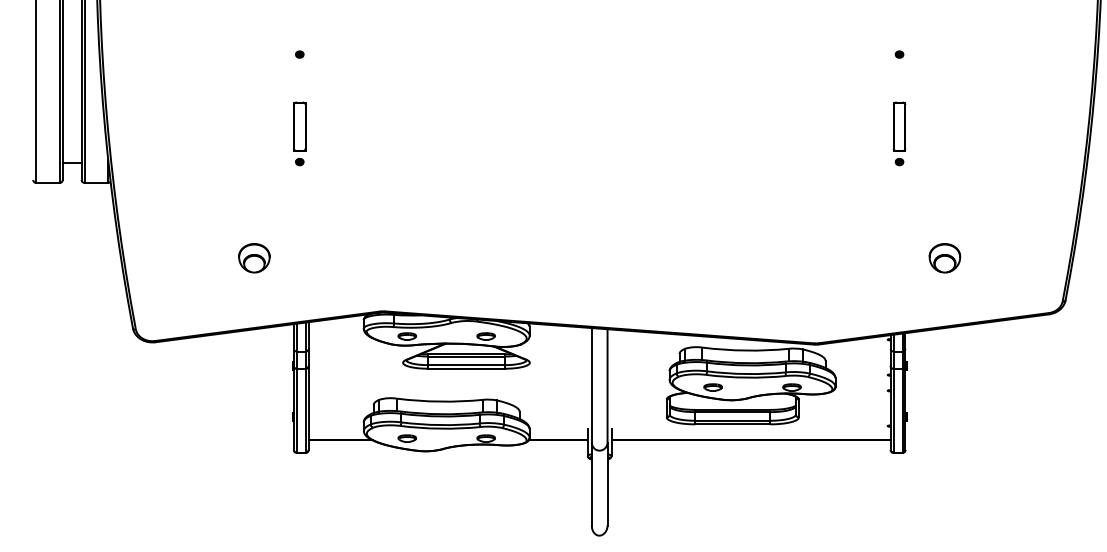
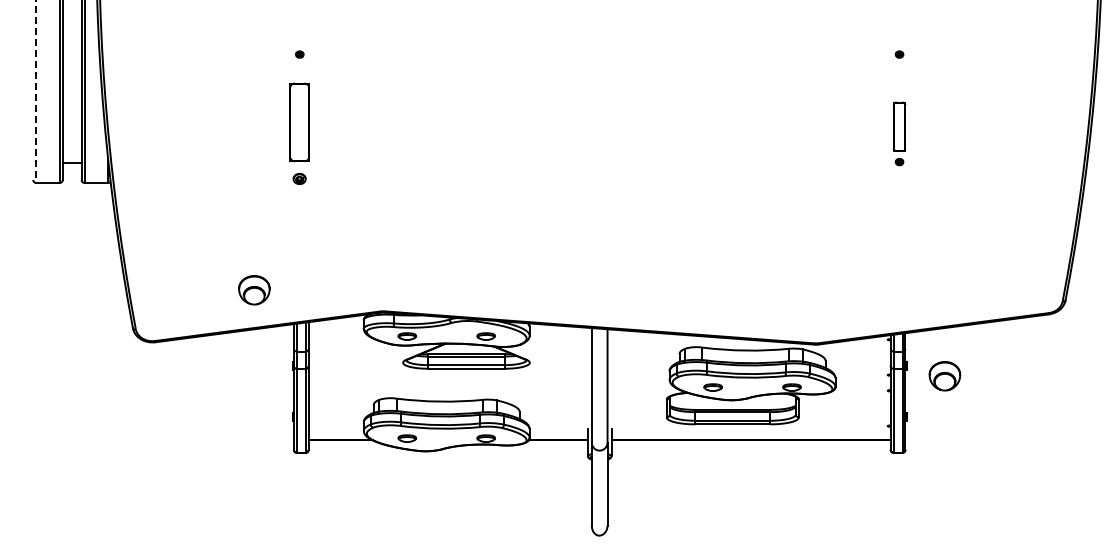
line: solid -> dashed (36, 92)
part size: 14x66 px -> 21x103 px (299, 133)
part position: (254, 258) -> (254, 290) (254, 290)
part position: (944, 258) -> (944, 376) (944, 376)
